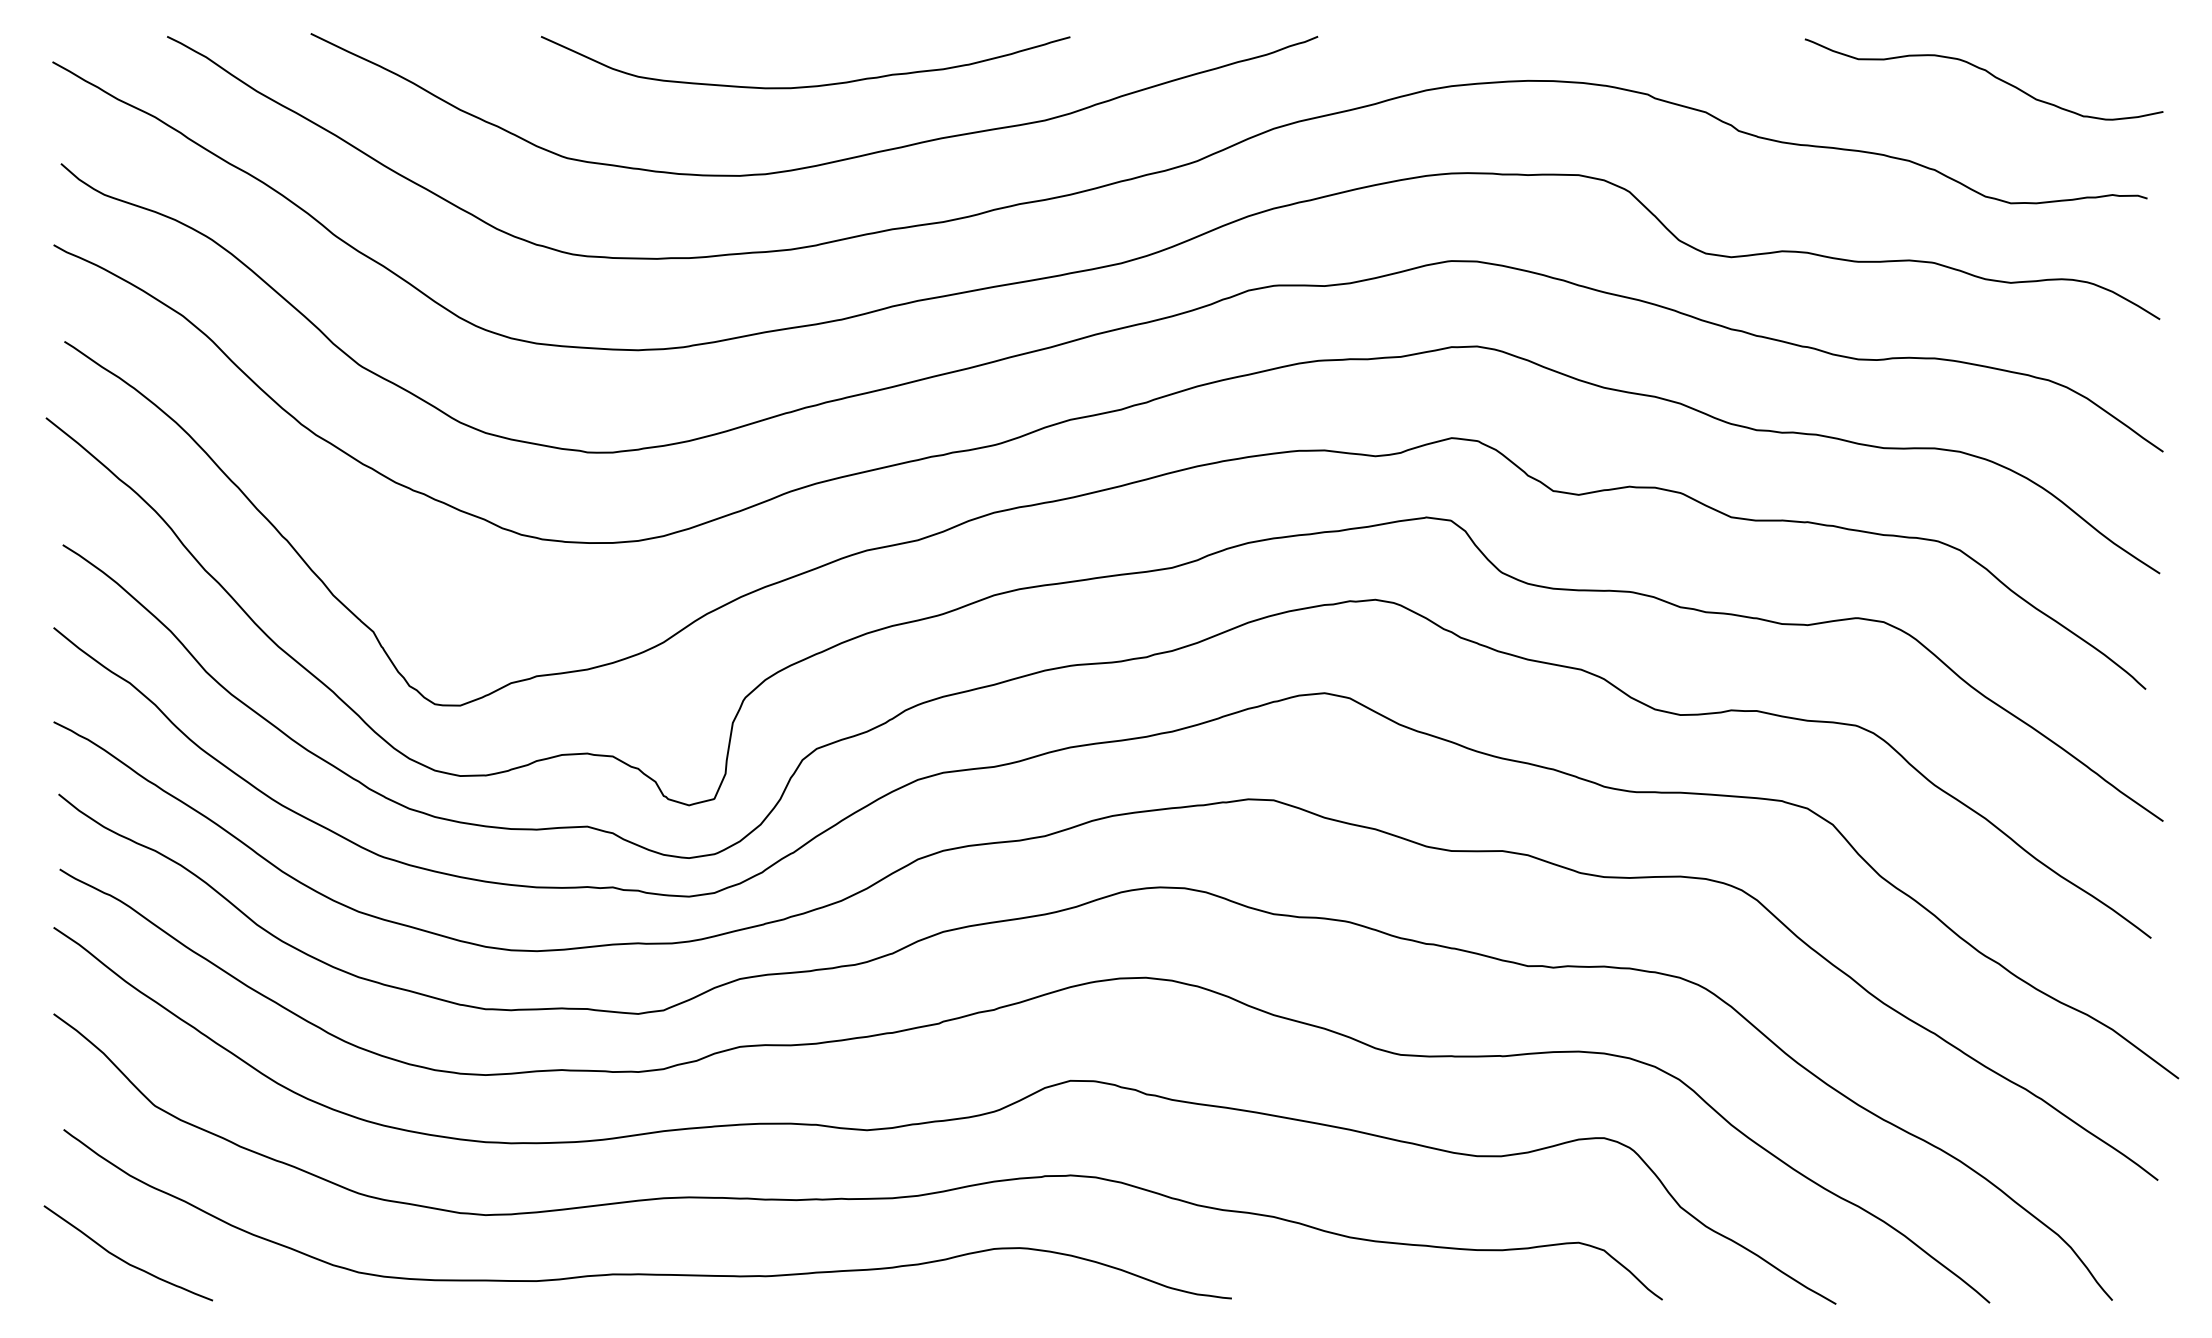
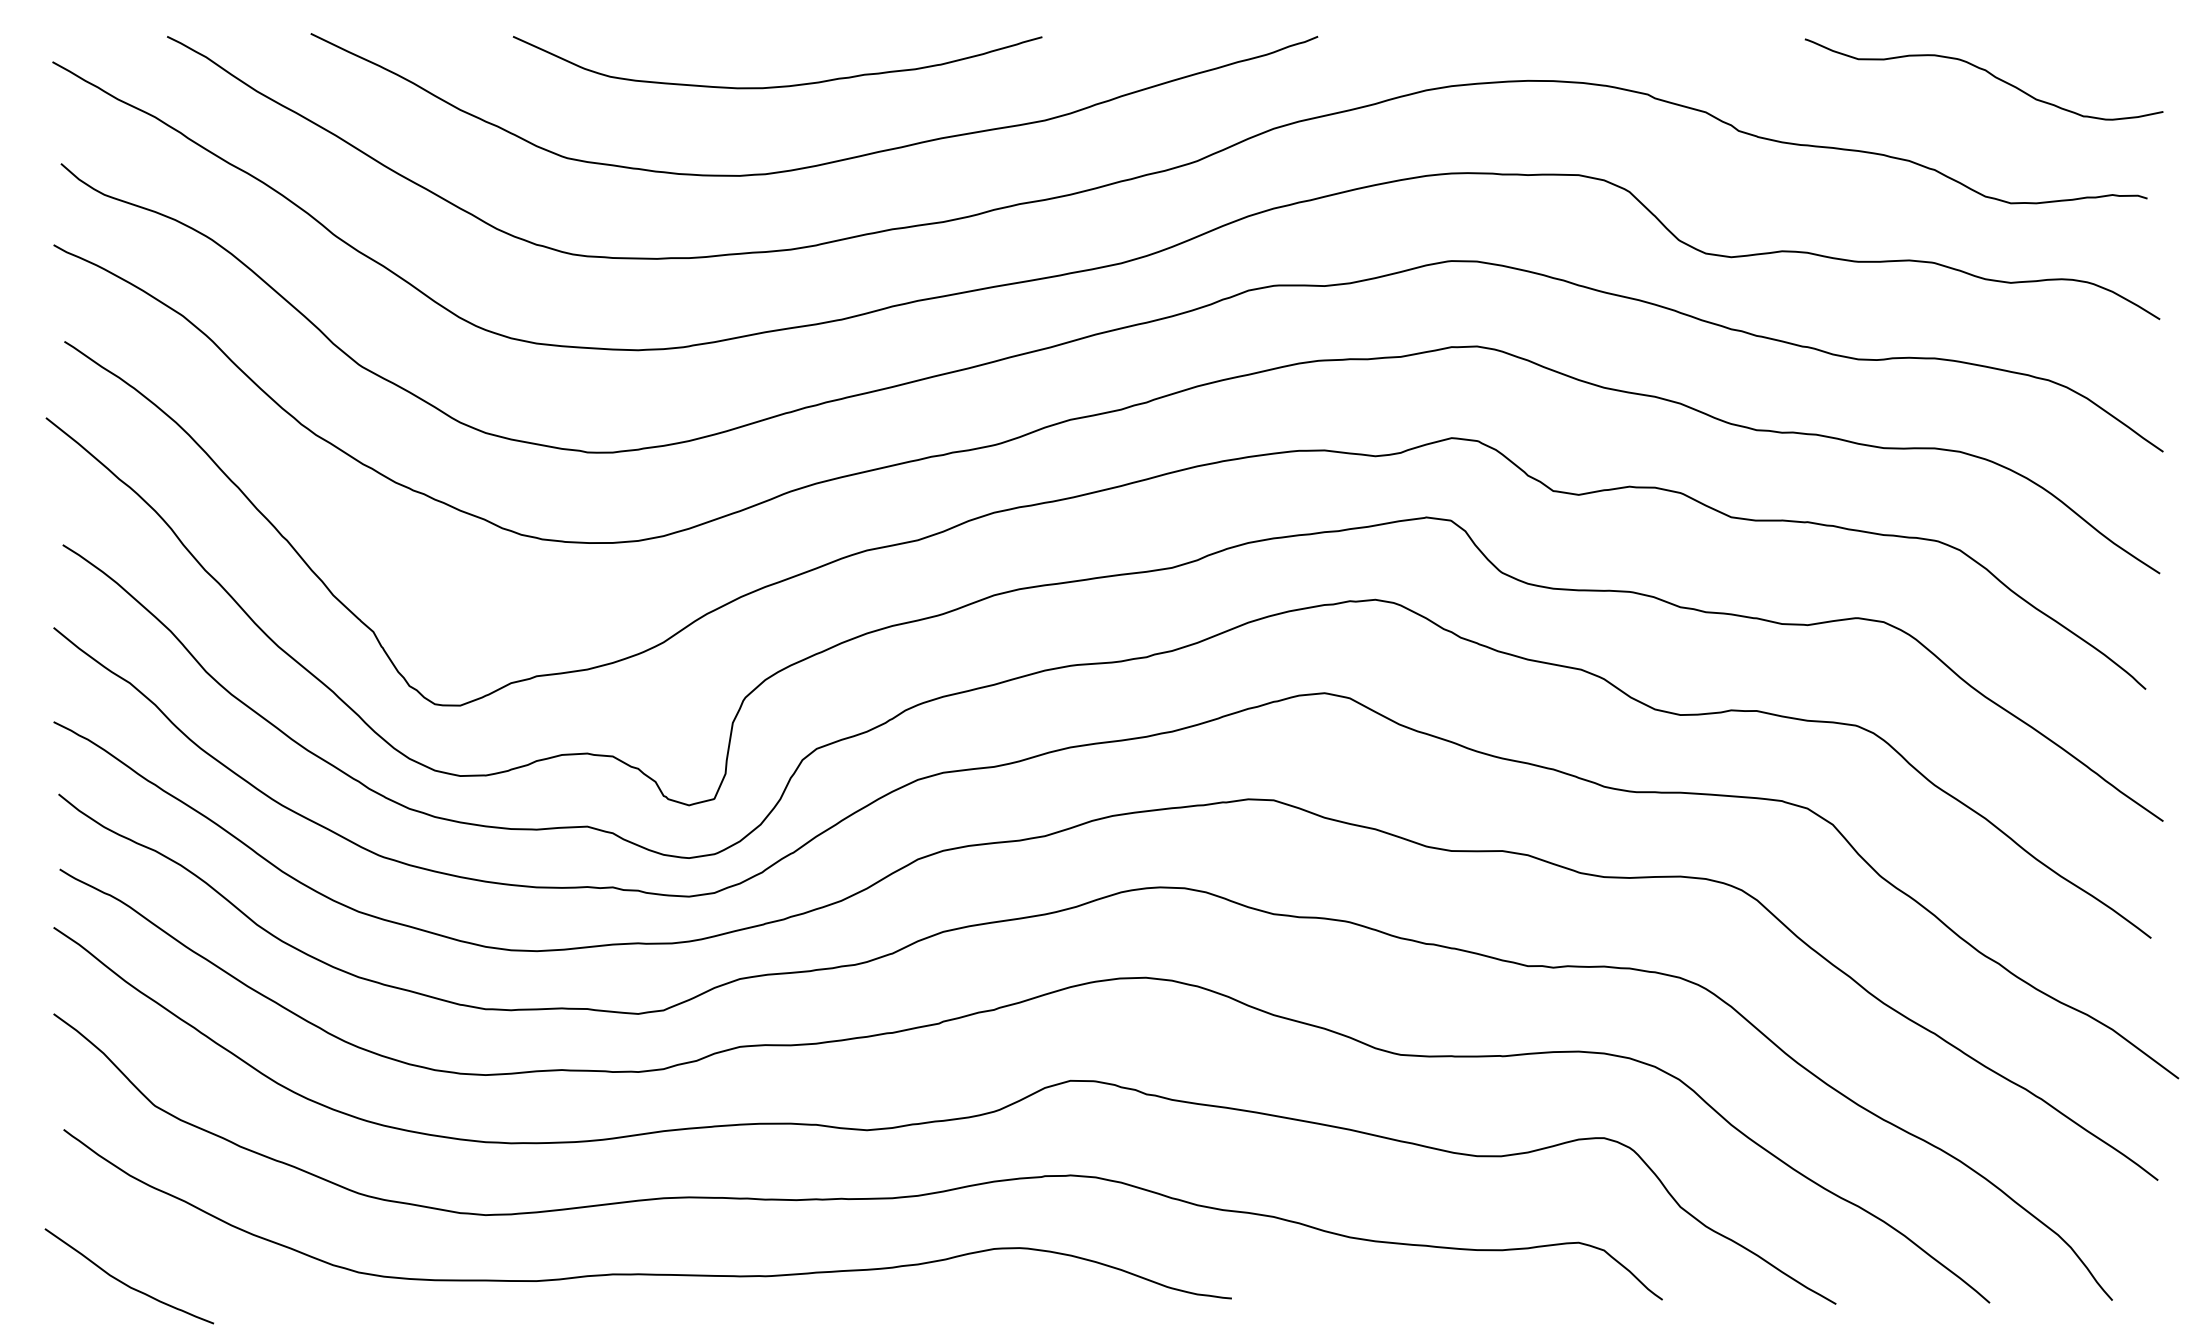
curve position: (809, 85) -> (781, 85) (781, 85)
curve position: (123, 1259) -> (124, 1282) (124, 1282)
